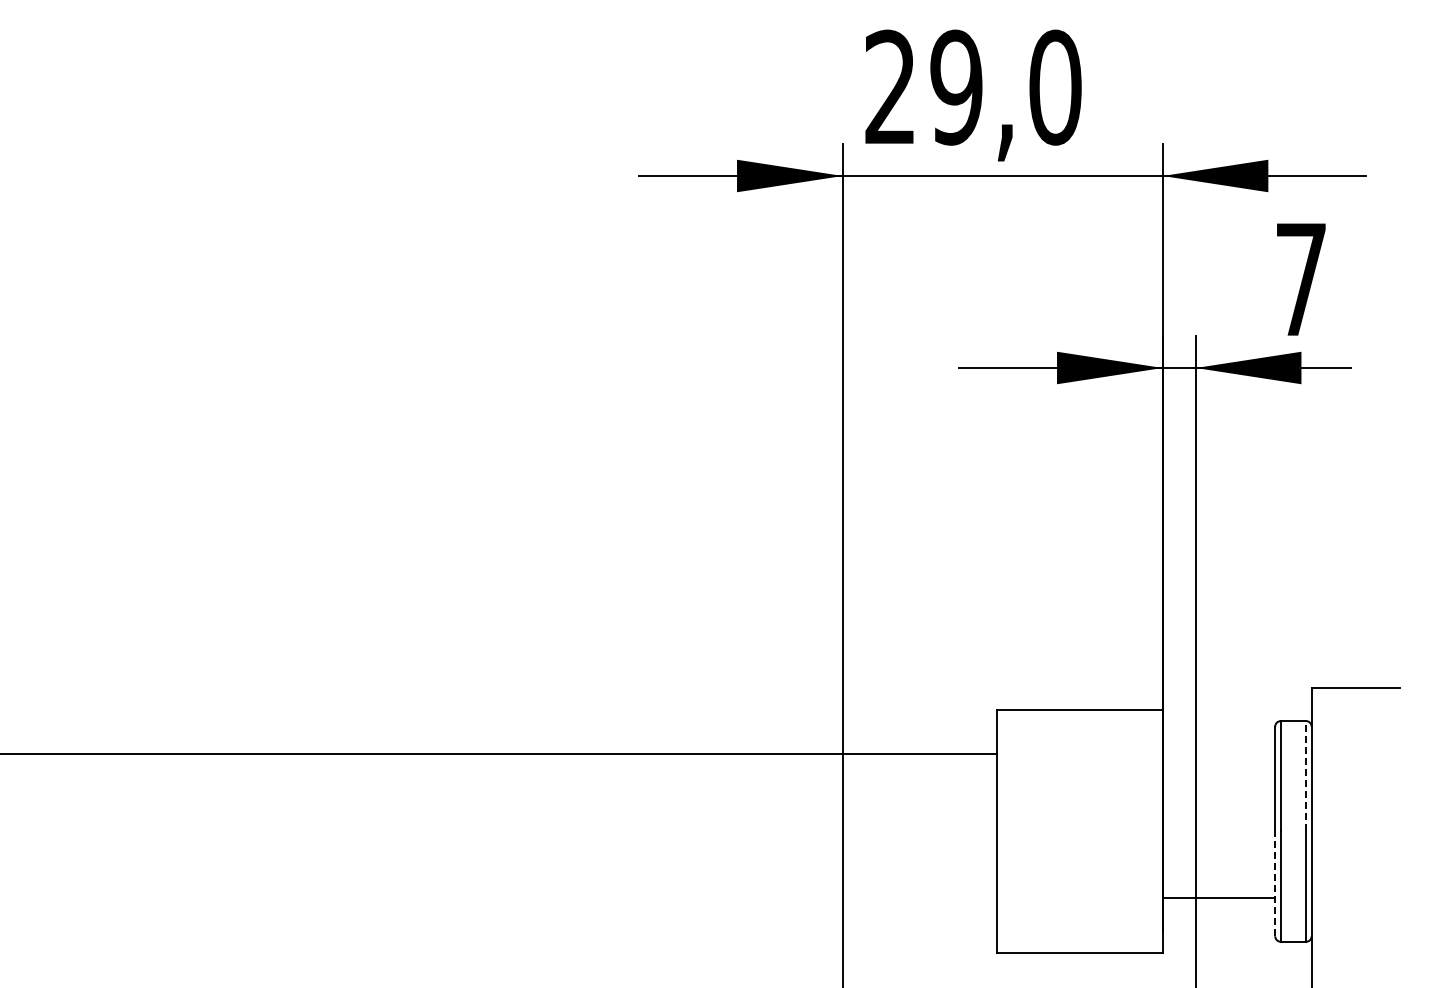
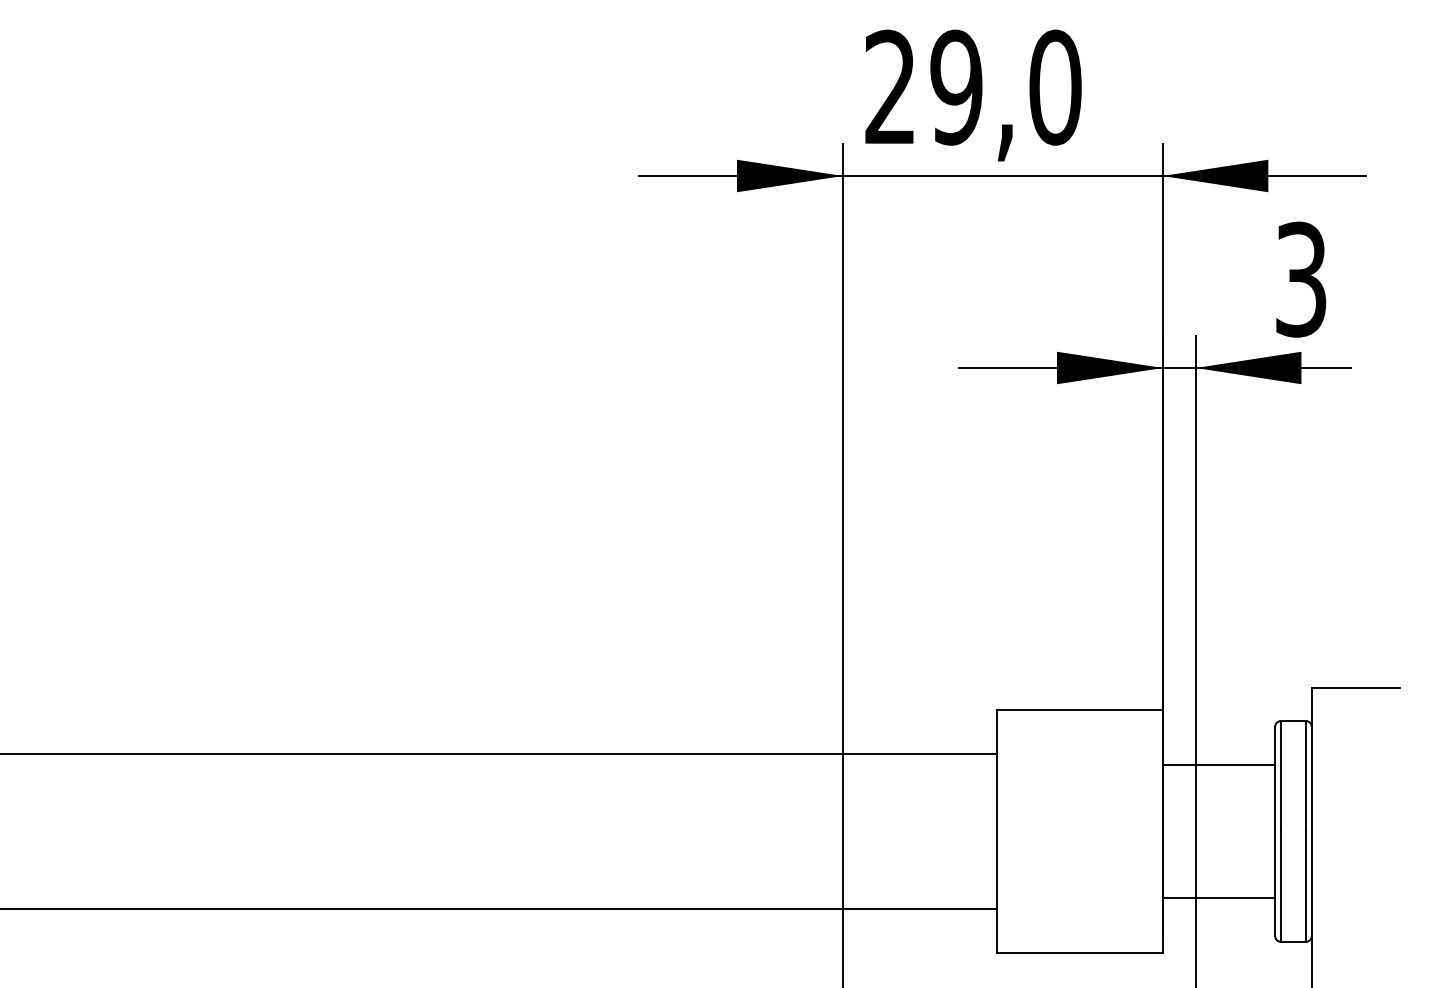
text: 7 -> 3 (1301, 279)
line: none -> present (1218, 765)
line: dashed -> solid (1306, 775)
line: dashed -> solid (1275, 883)
line: none -> present (499, 908)
